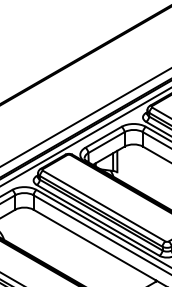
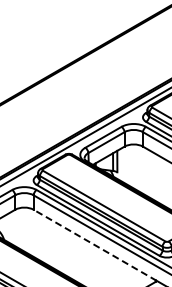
line: present -> none (85, 117)
line: solid -> dashed (94, 245)
